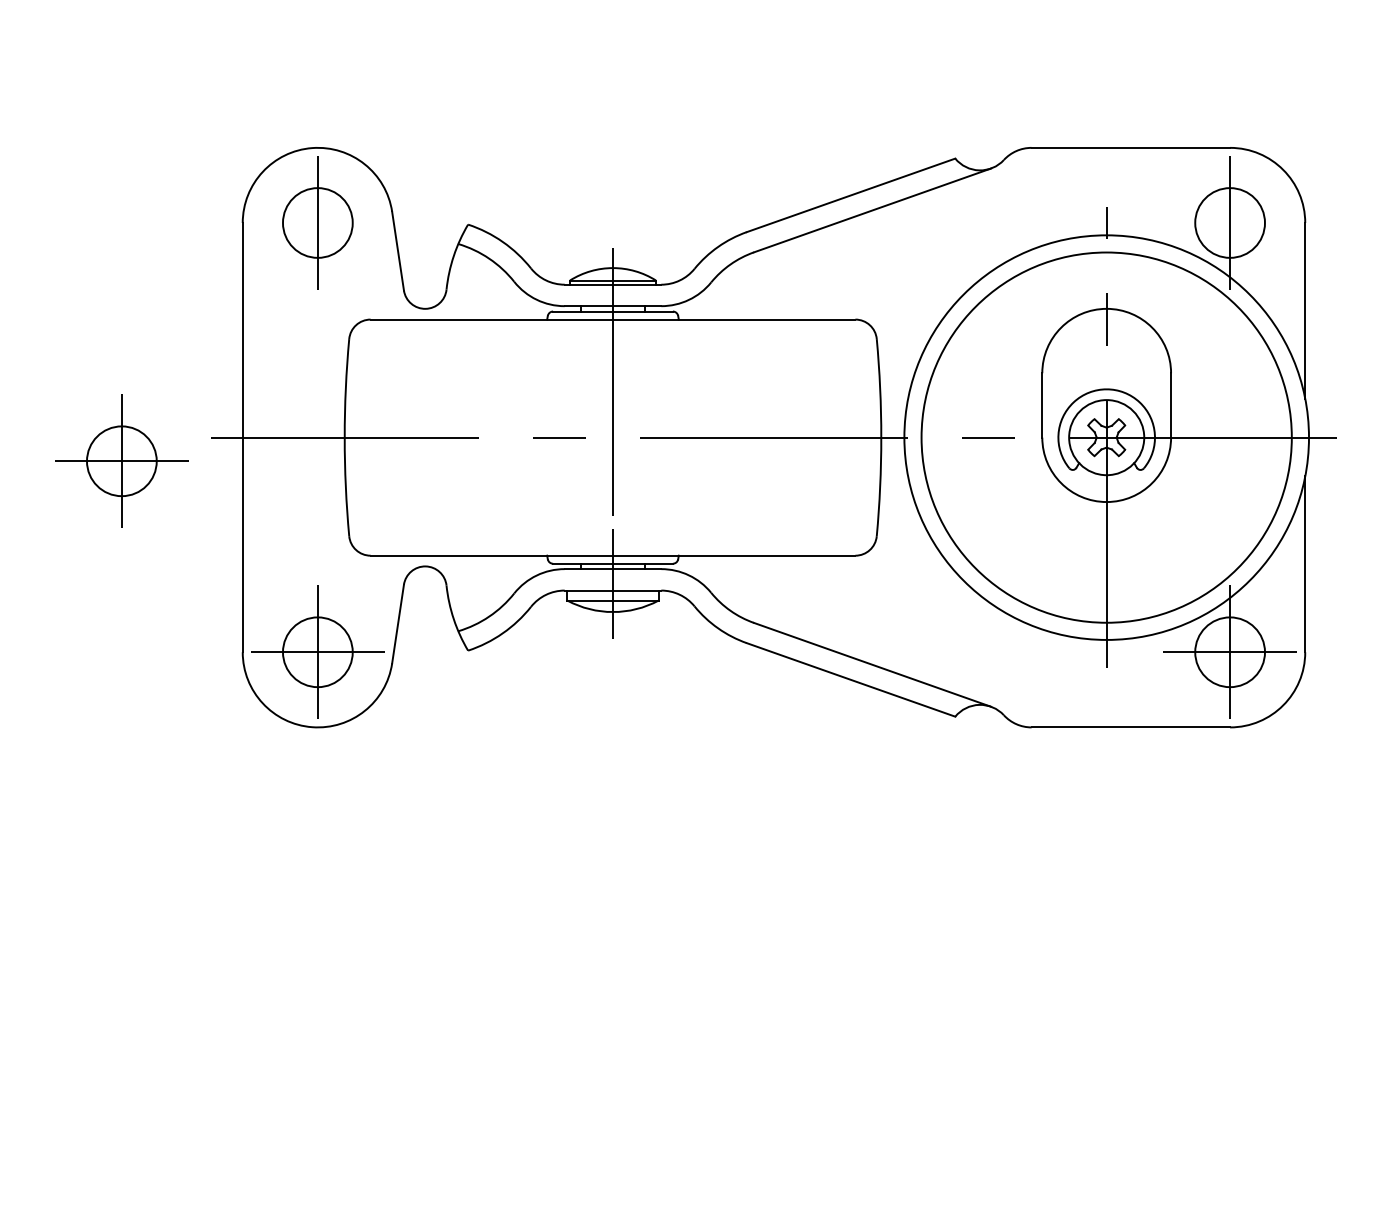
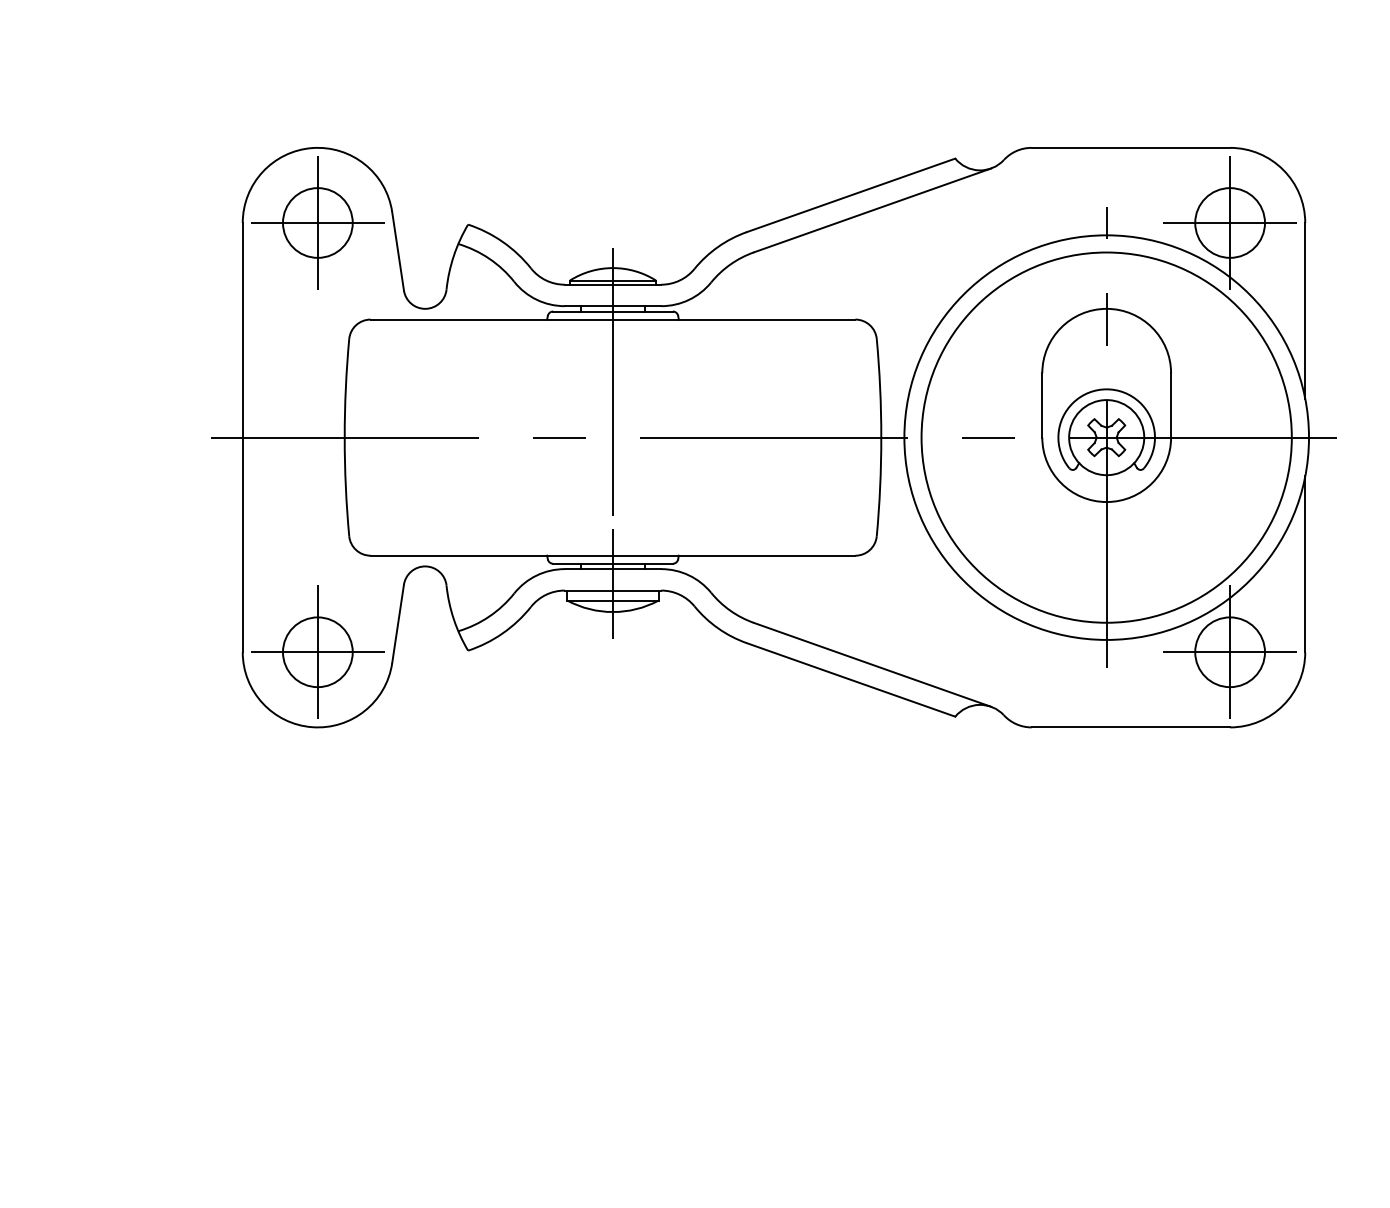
line: none -> present (317, 223)
line: none -> present (1230, 223)
part: present -> none (121, 460)
